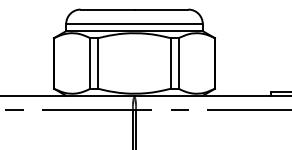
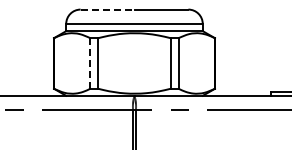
line: solid -> dashed (107, 9)
line: solid -> dashed (90, 62)
